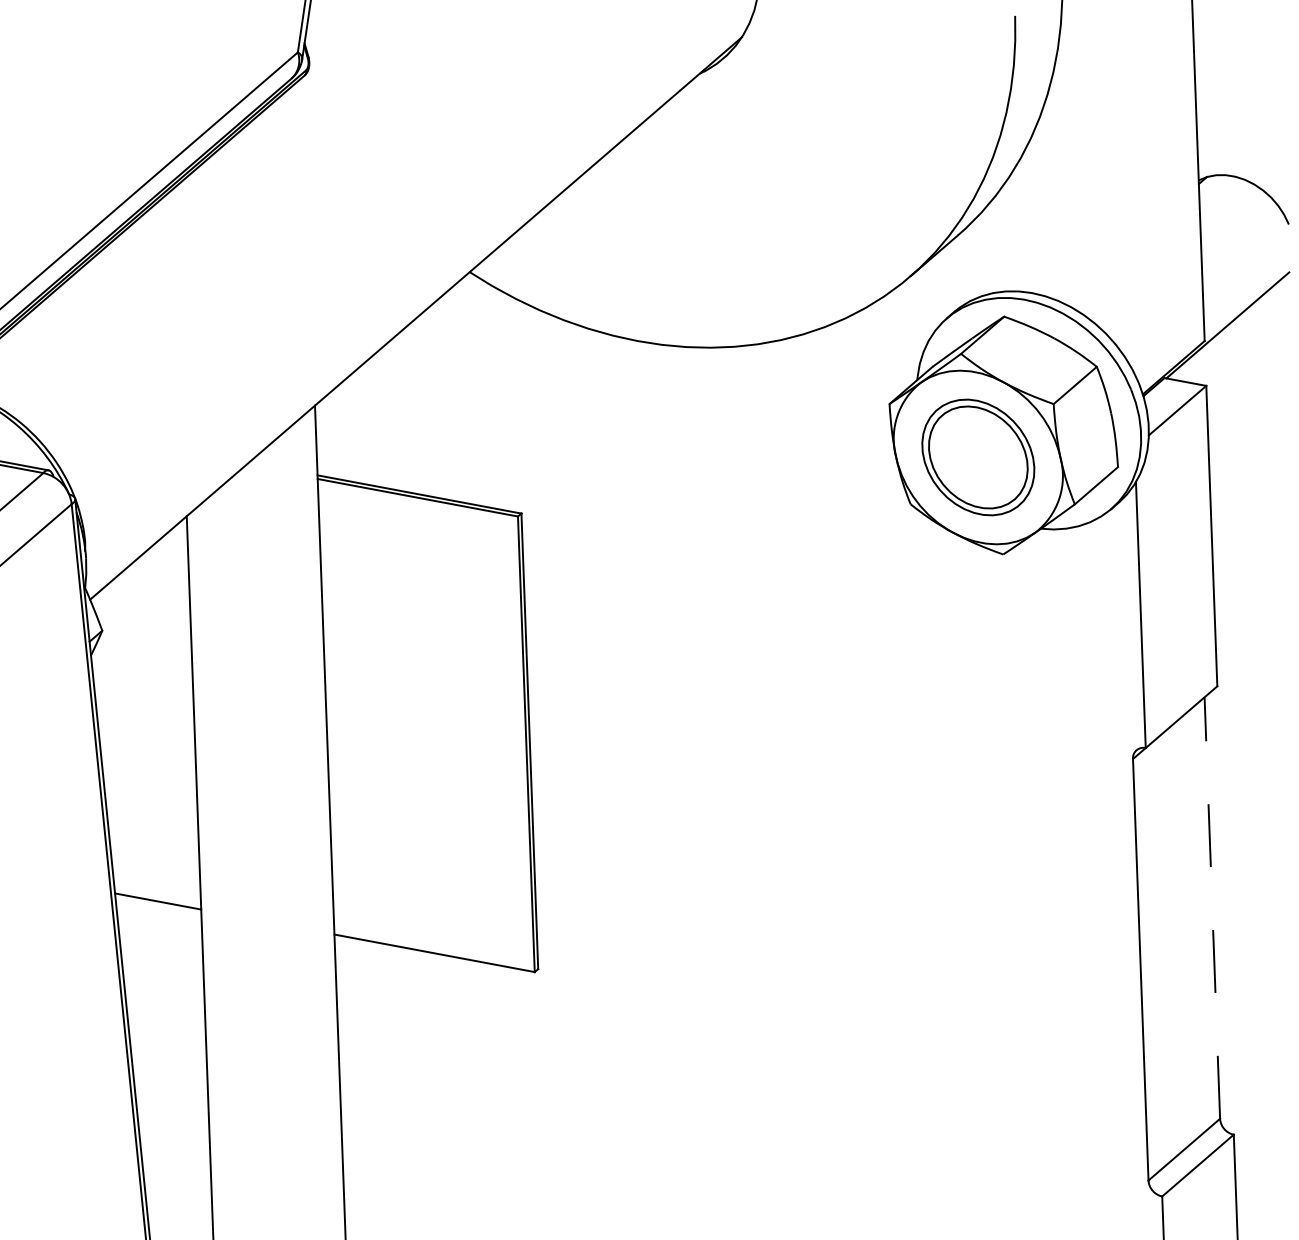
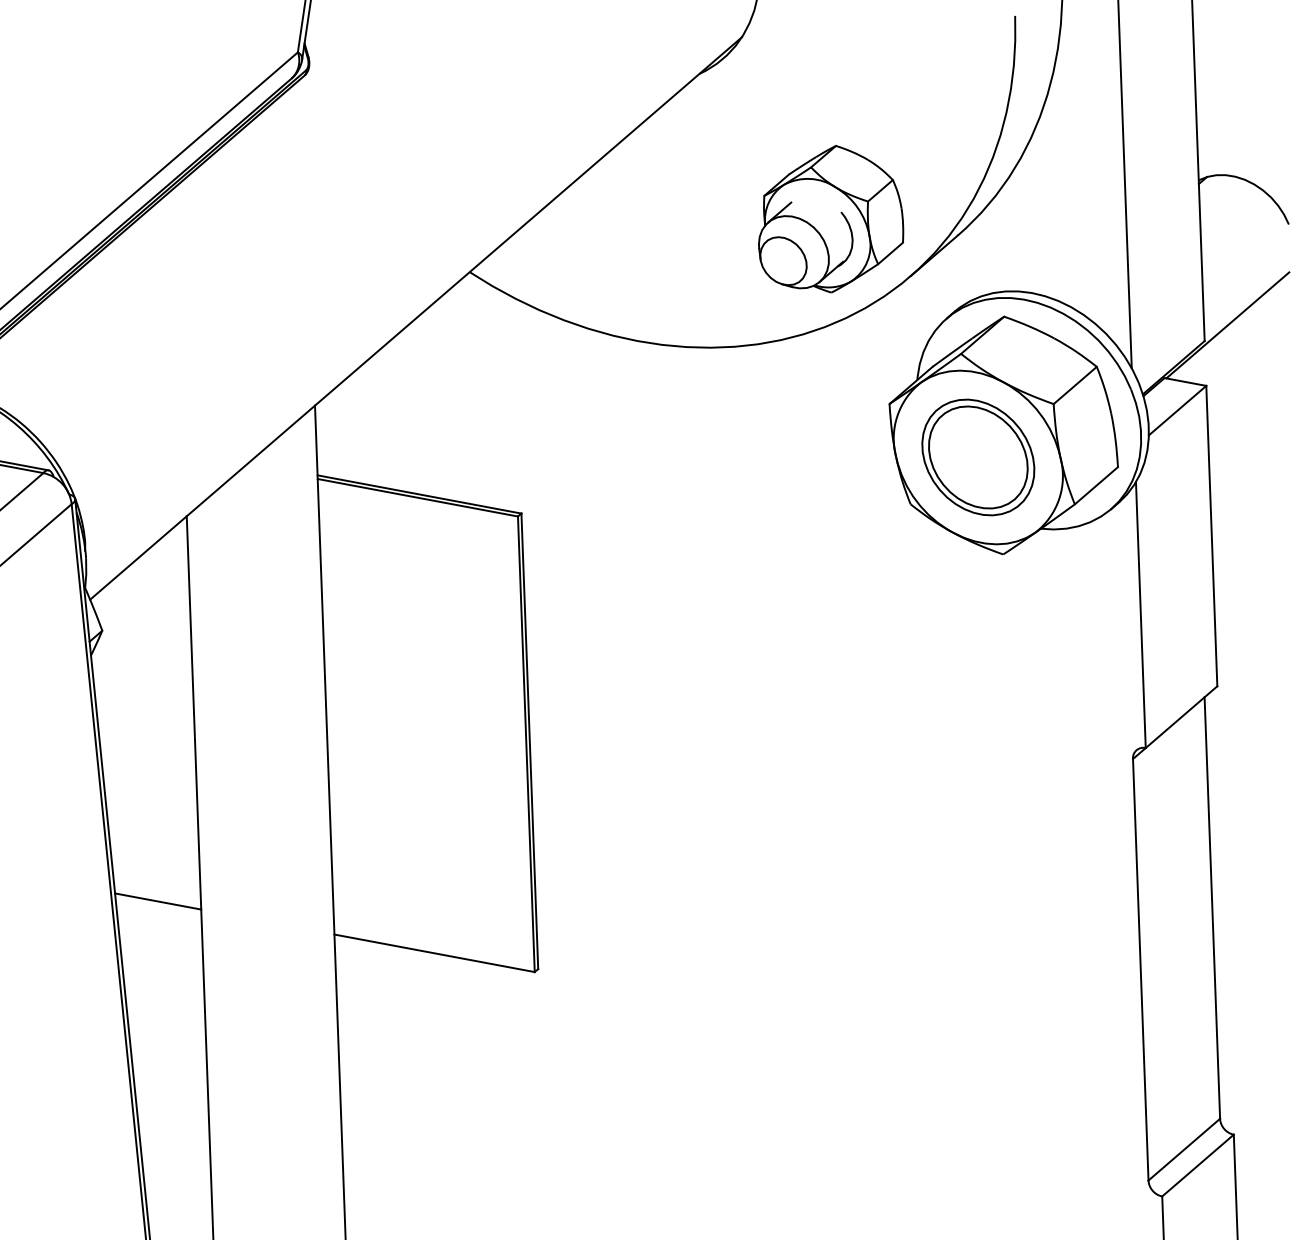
line: none -> present (1124, 185)
part: none -> present (831, 219)
line: dashed -> solid (1212, 908)
